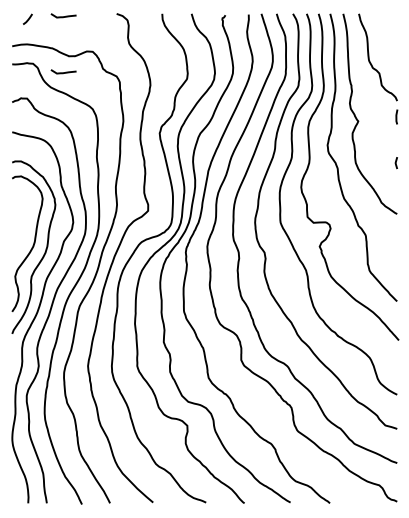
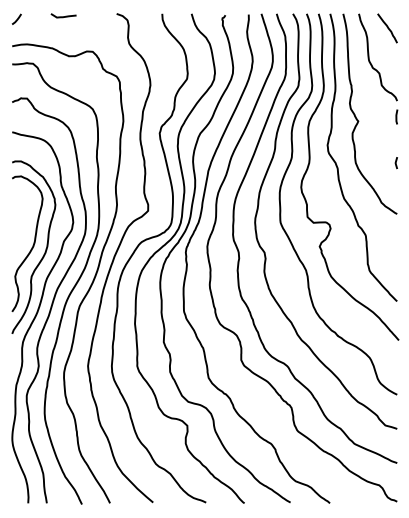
line position: (28, 18) -> (17, 18) (17, 18)
curve: none -> present (387, 28)
curve: present -> none (63, 72)
